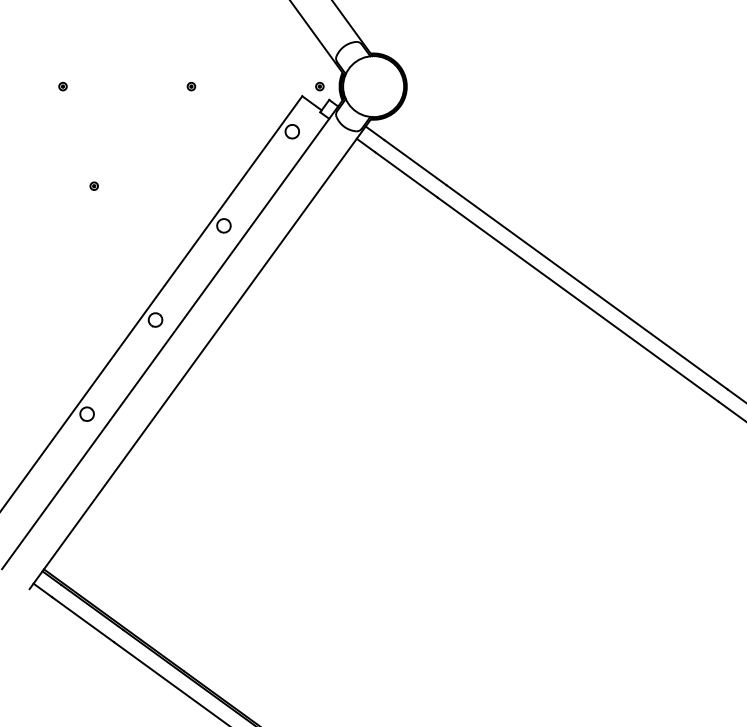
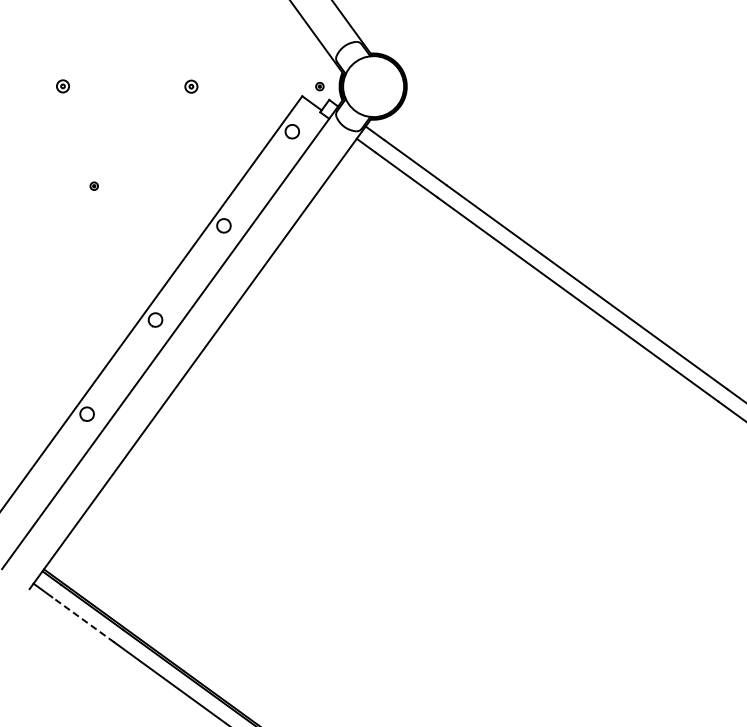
part size: 10x10 px -> 14x15 px (62, 86)
part size: 11x11 px -> 15x15 px (191, 86)
line: solid -> dashed (82, 619)
